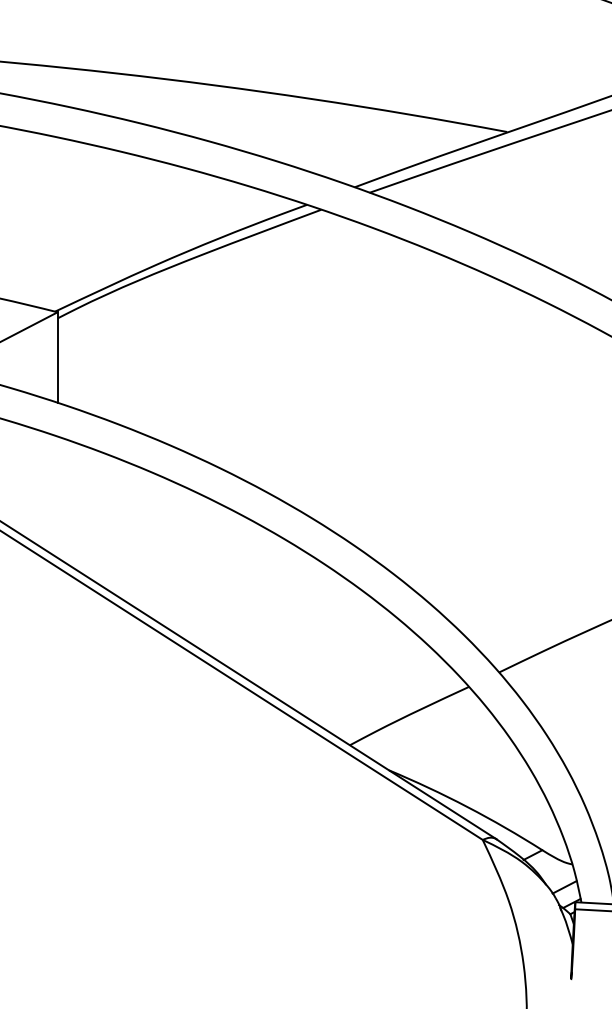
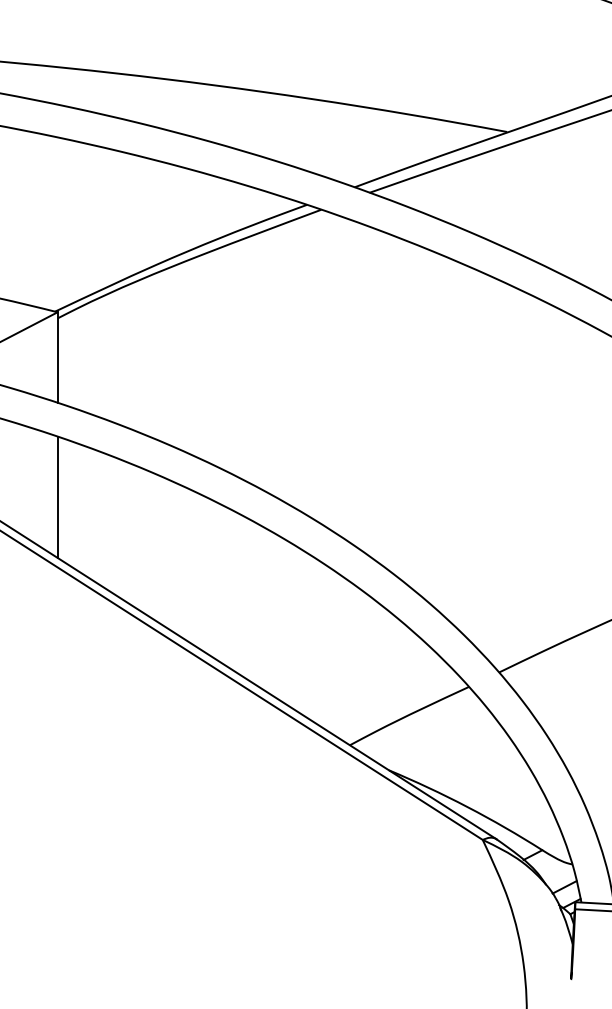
line: none -> present (57, 496)
